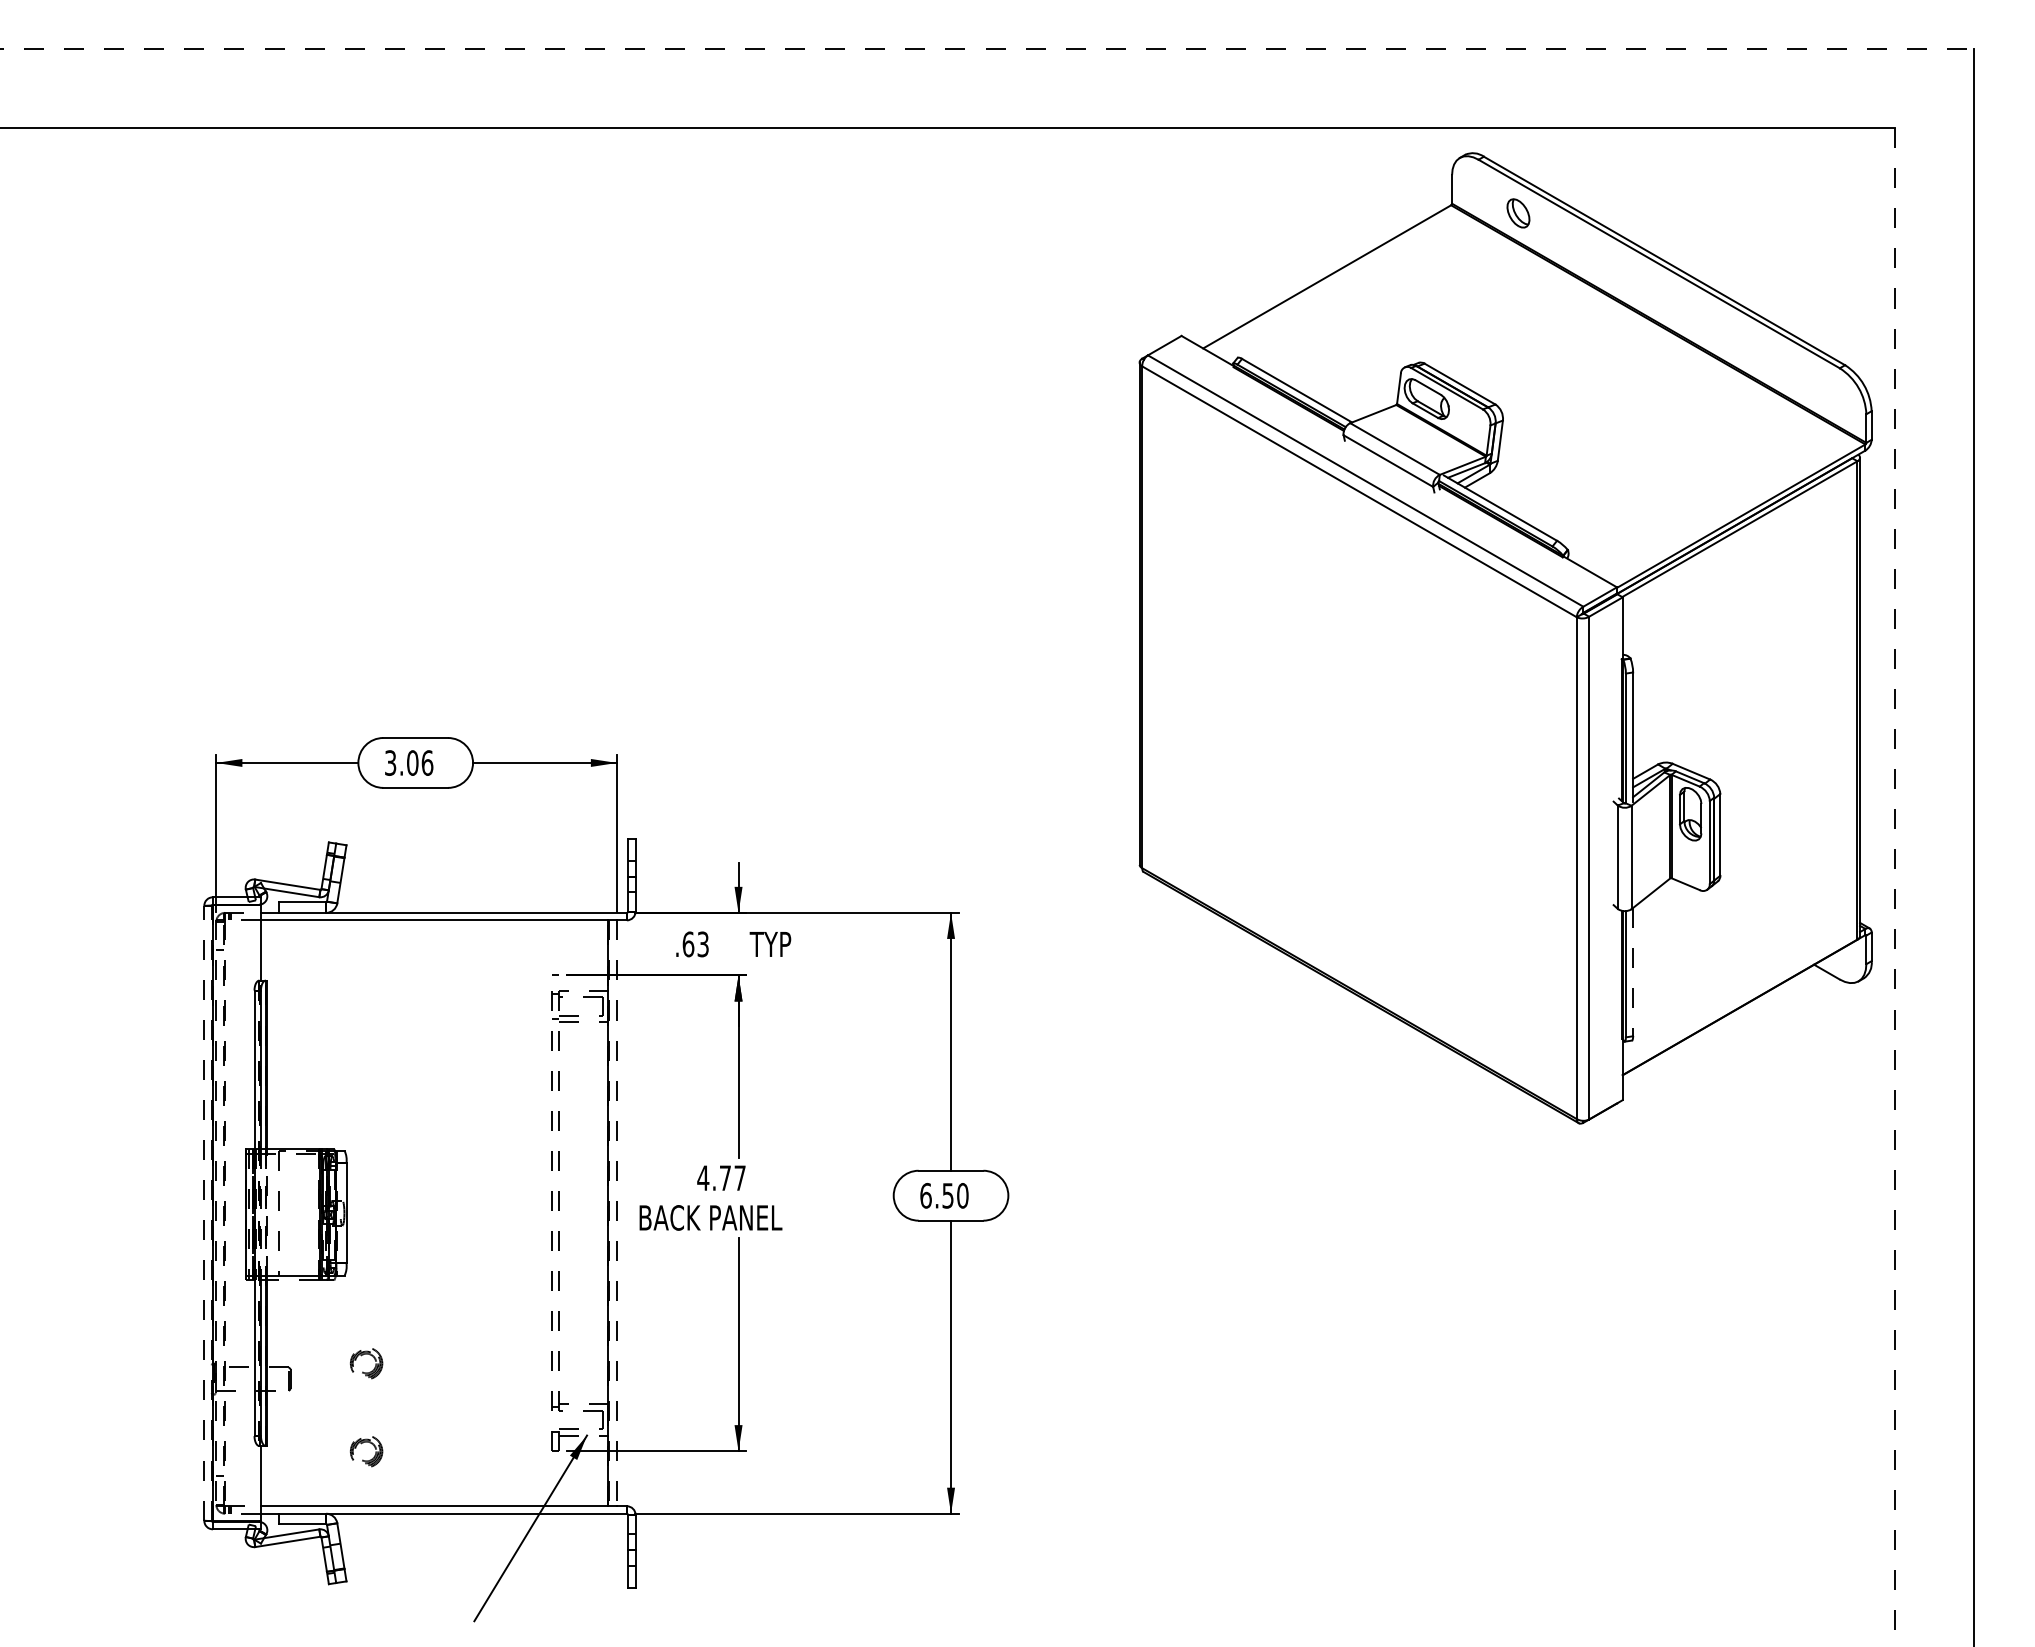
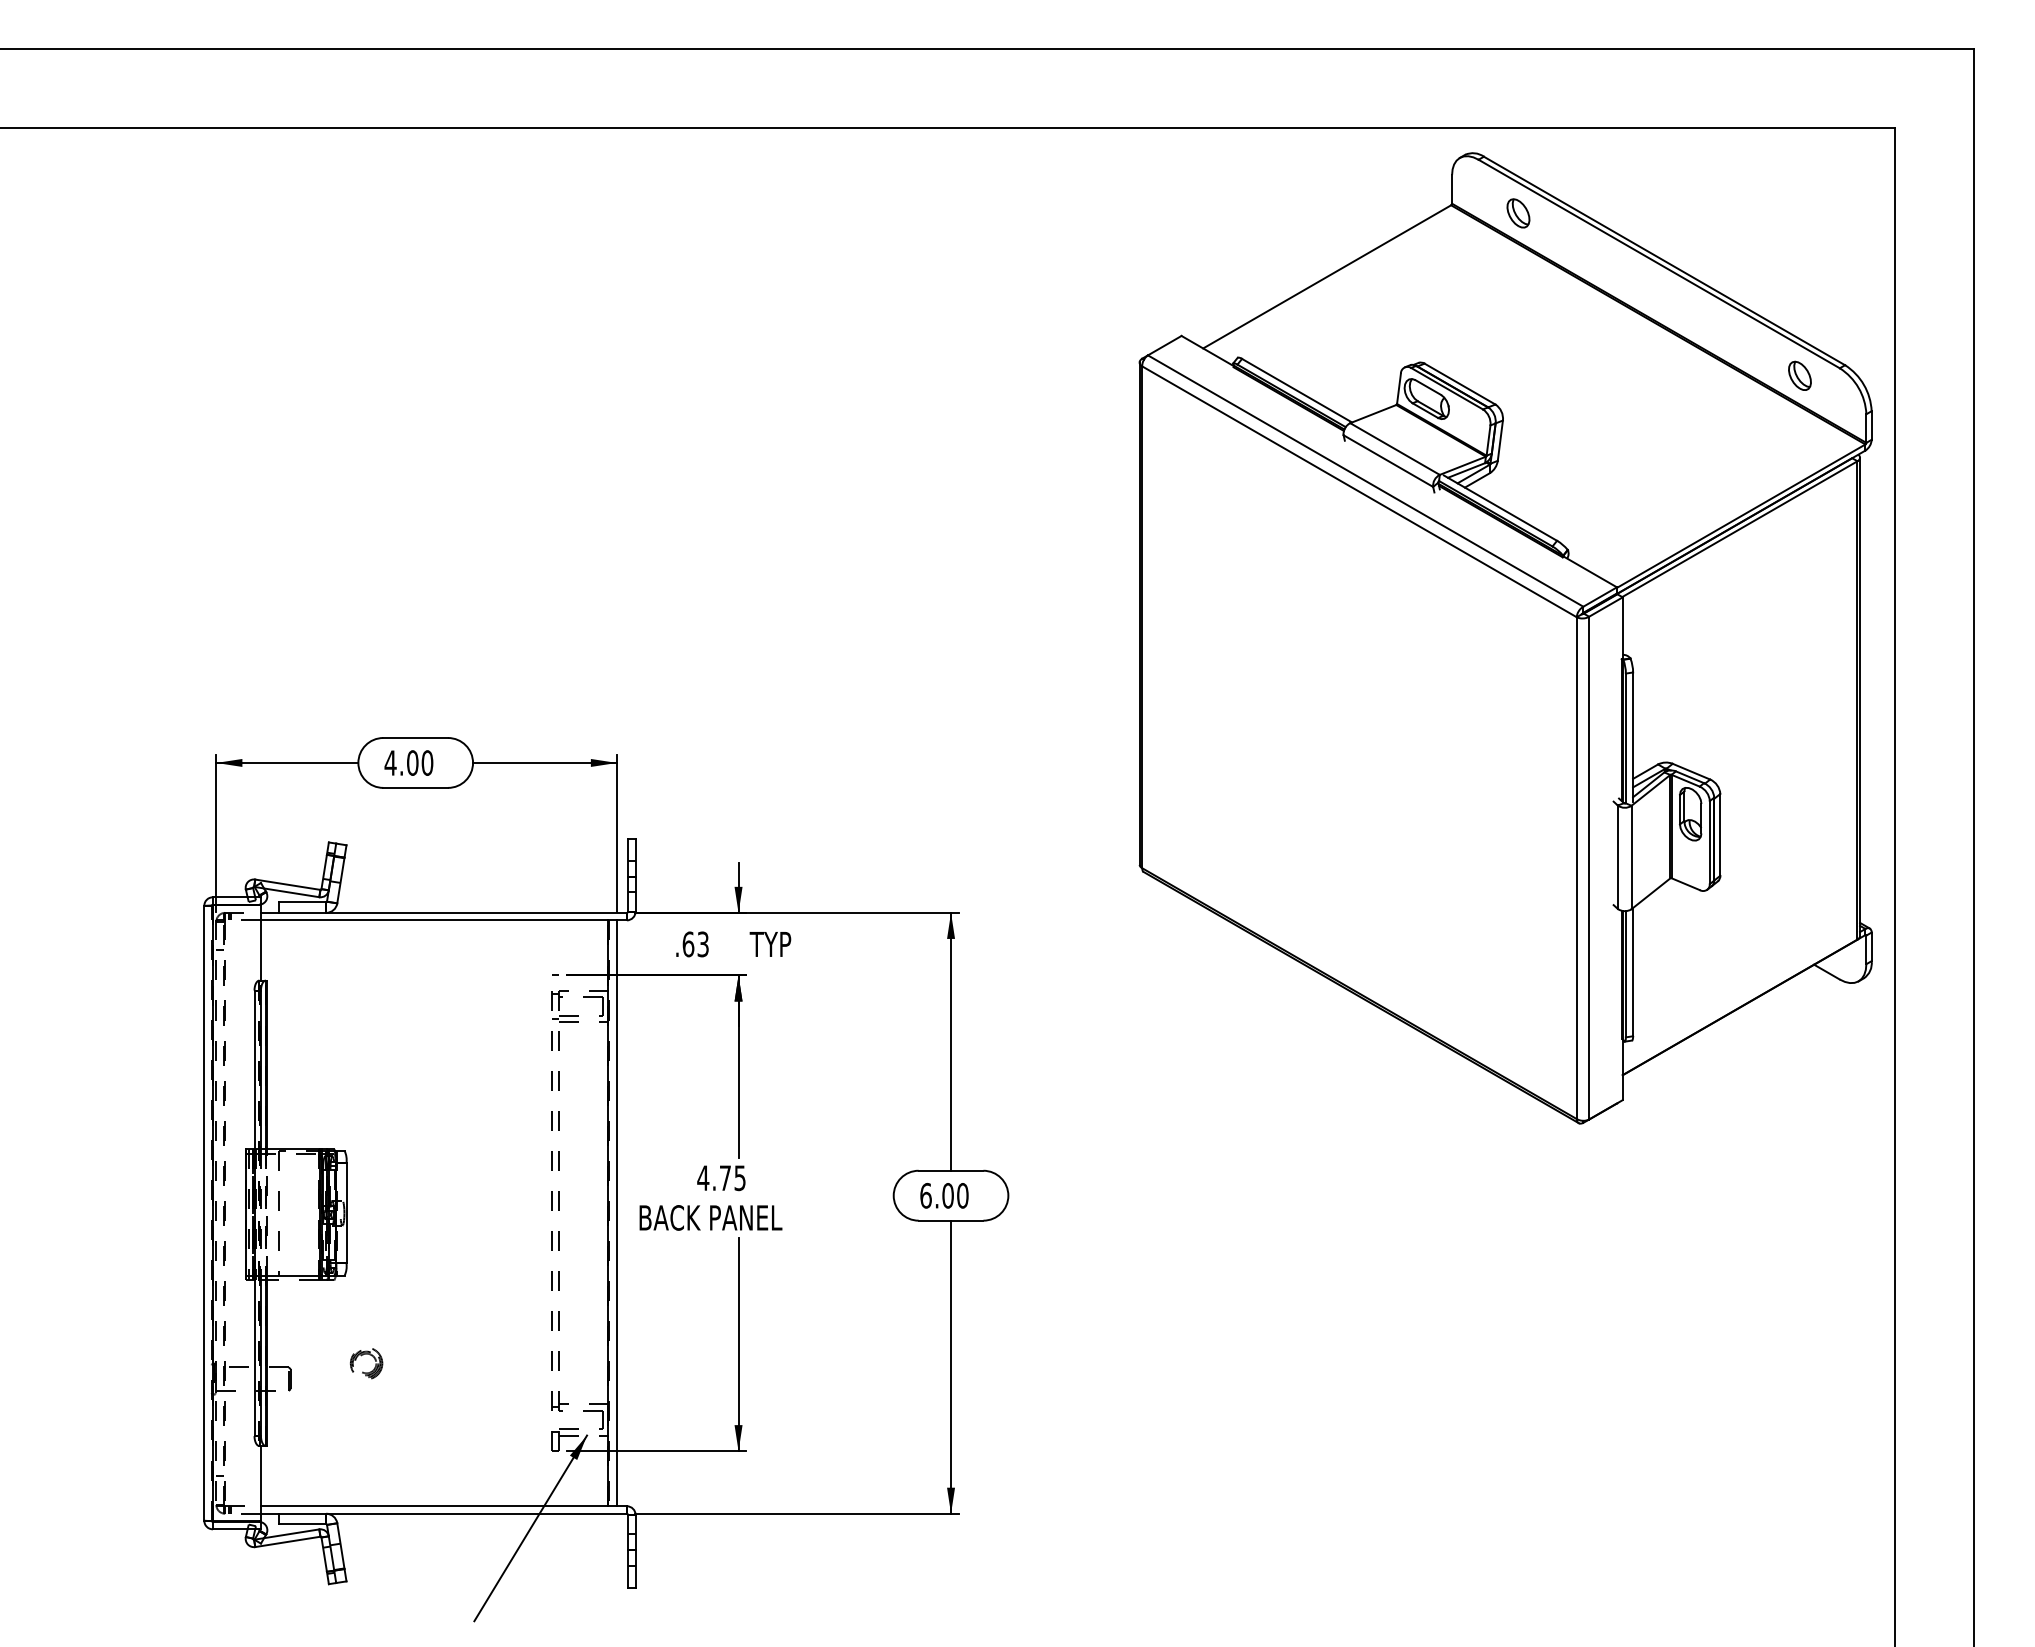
line: dashed -> solid (987, 49)
part: none -> present (1799, 375)
text: 3.06 -> 4.00 (408, 762)
line: dashed -> solid (1895, 887)
line: dashed -> solid (1633, 972)
text: 4.77 -> 4.75 (739, 1178)
text: 6.50 -> 6.00 (947, 1195)
line: dashed -> solid (204, 1212)
line: dashed -> solid (616, 1213)
part: present -> none (363, 1443)
